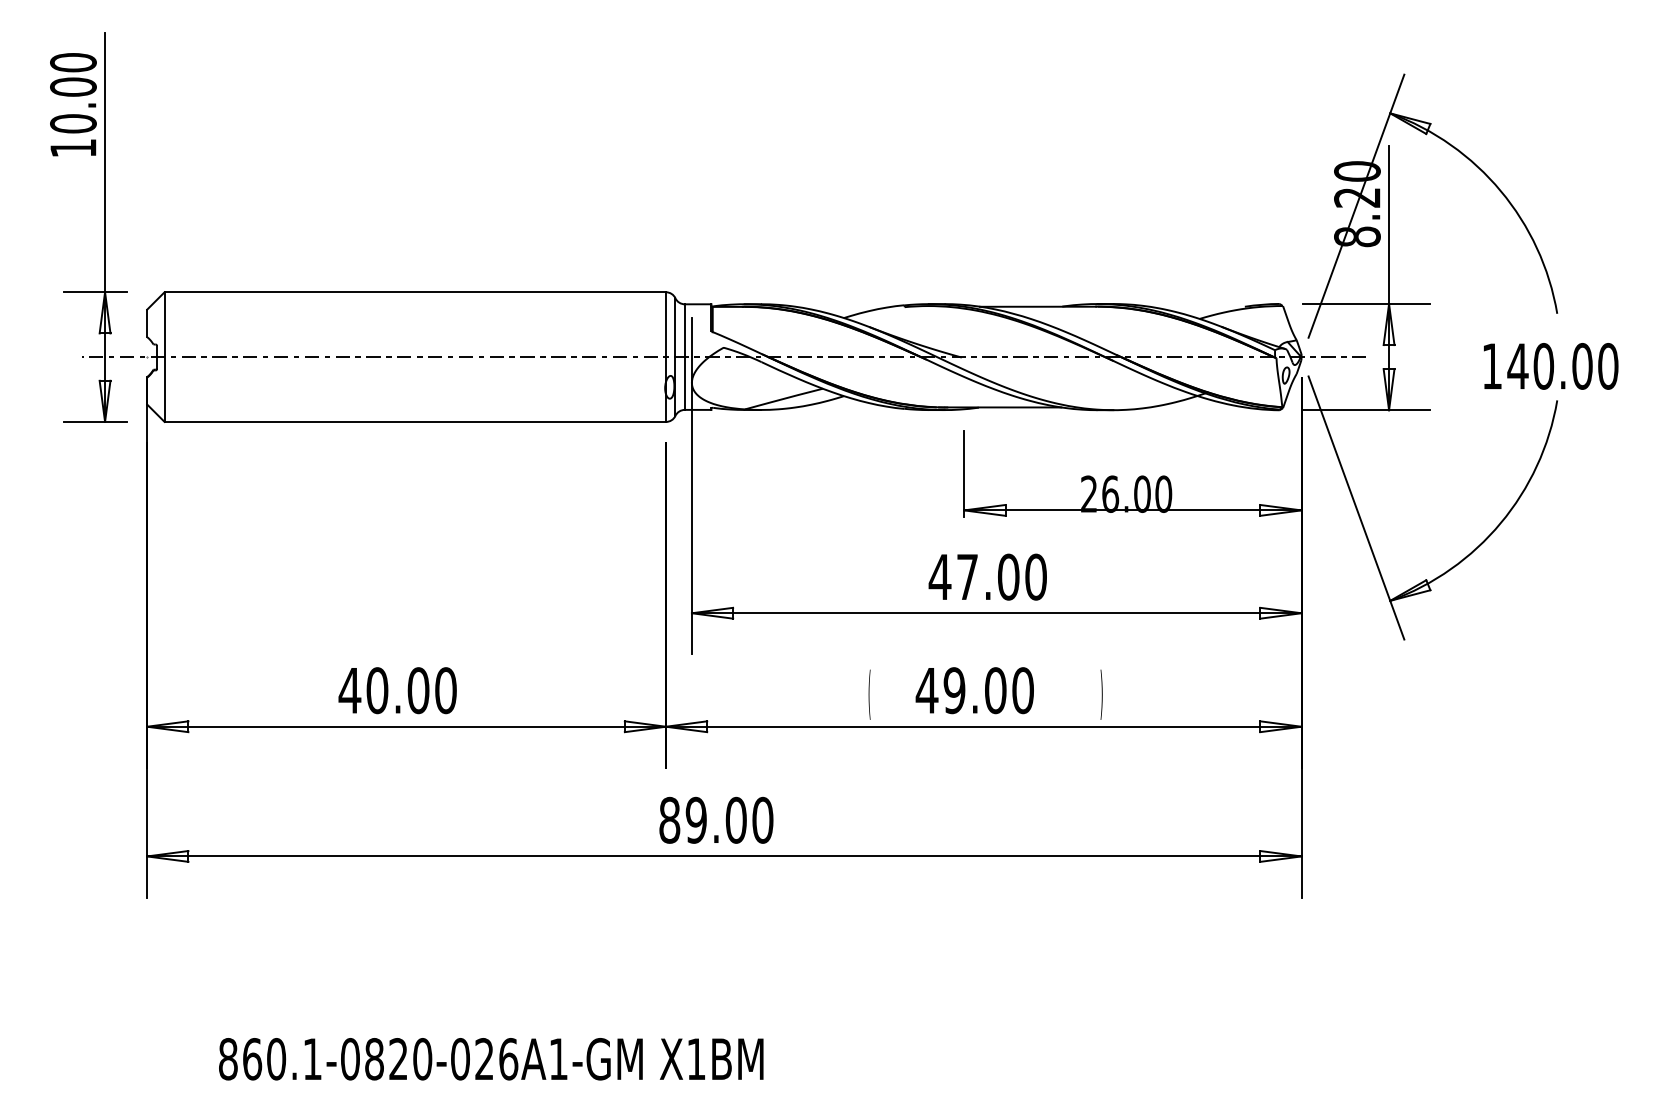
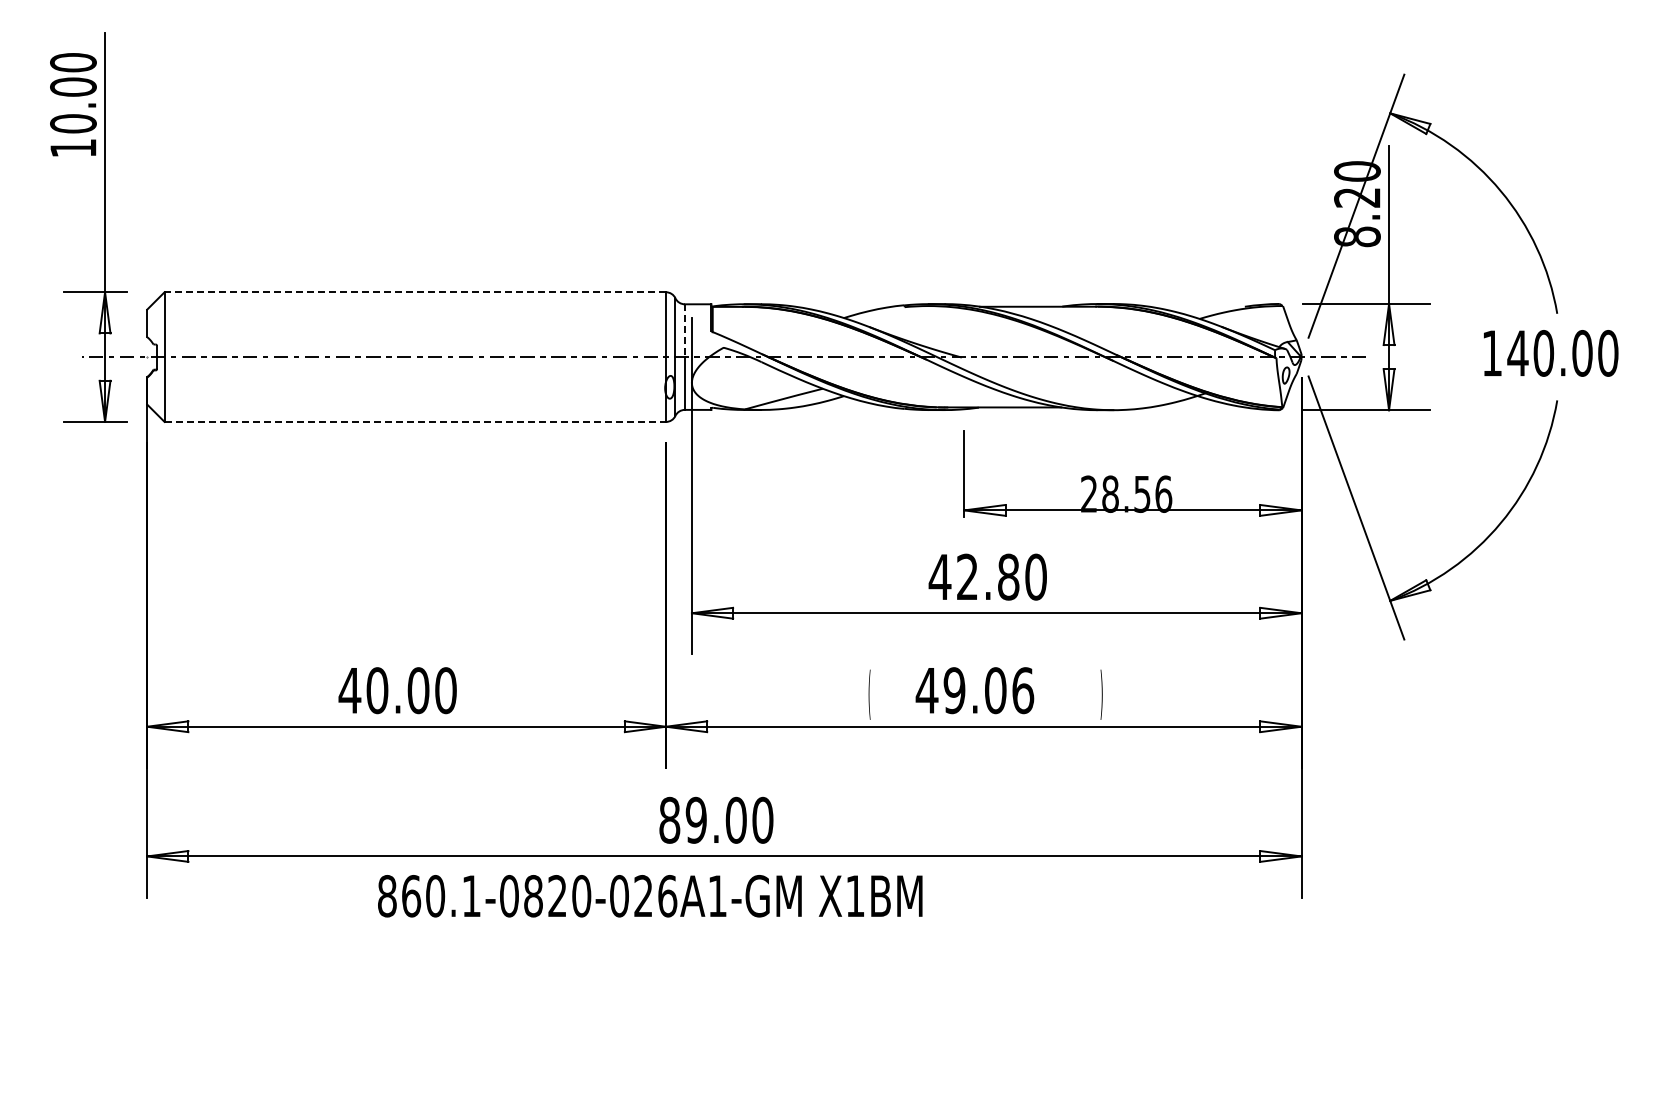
line: solid -> dashed (415, 292)
line: solid -> dashed (684, 331)
text position: (1551, 366) -> (1551, 353) (1551, 353)
line: solid -> dashed (415, 421)
text: 26.00 -> 28.56 (1137, 493)
text: 47.00 -> 42.80 (988, 576)
text: 49.00 -> 49.06 (1023, 690)
text position: (491, 1059) -> (650, 896) (650, 896)
